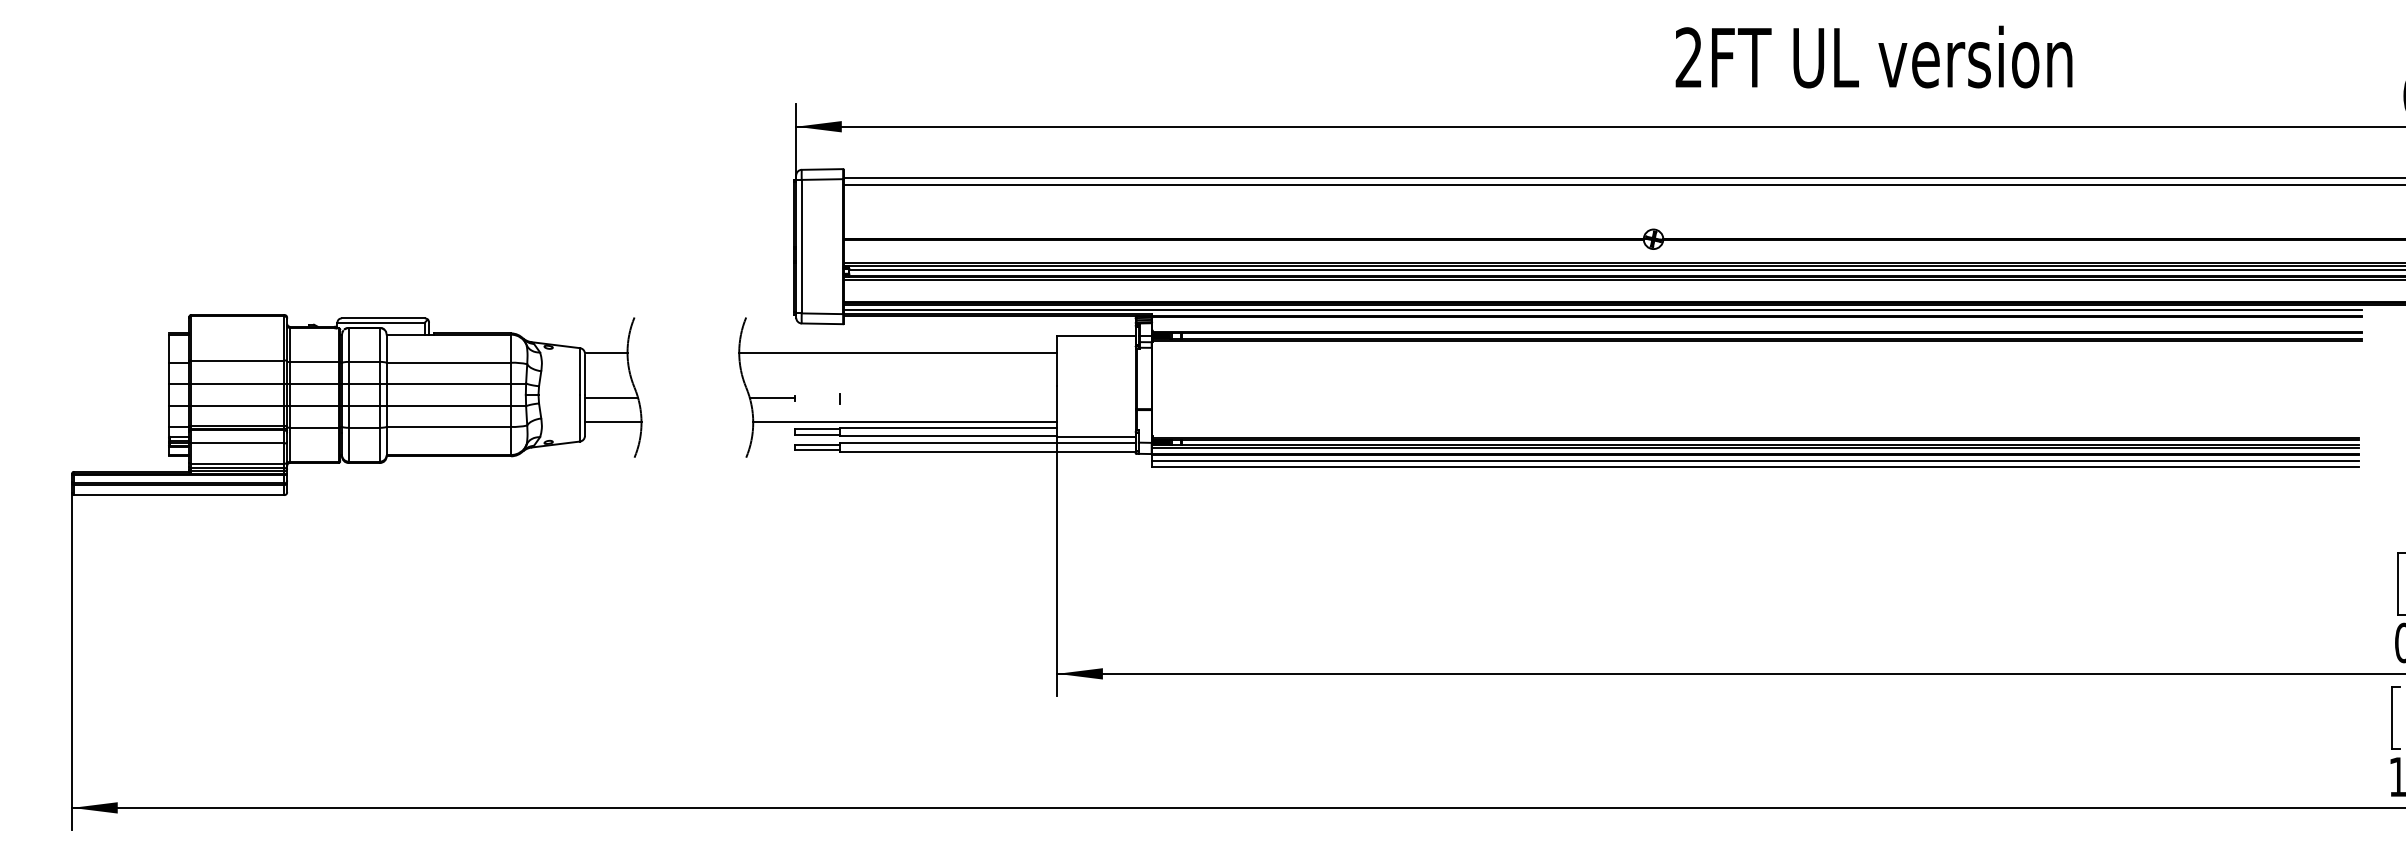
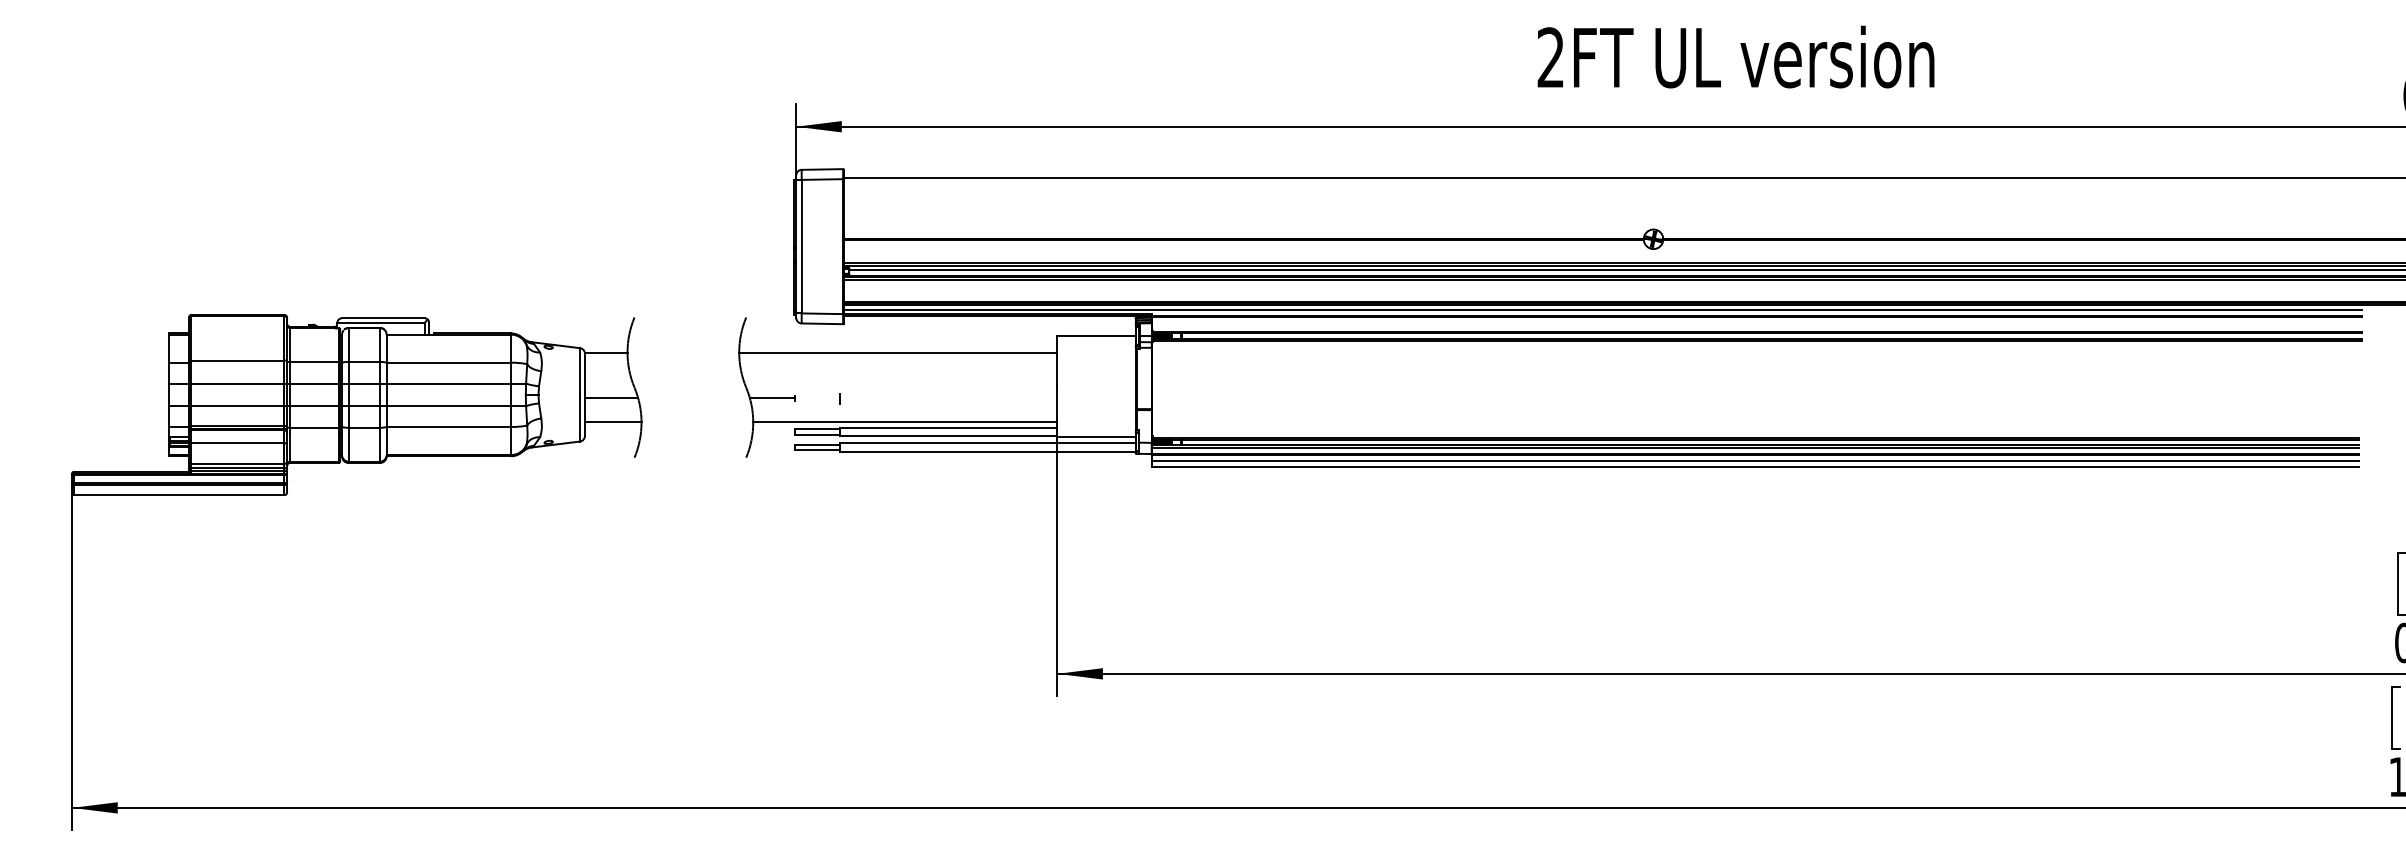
text position: (1873, 56) -> (1735, 56) (1735, 56)
line: present -> none (1622, 185)
